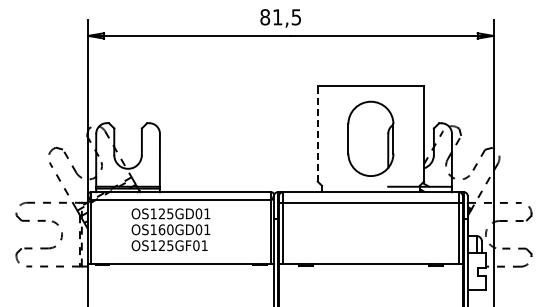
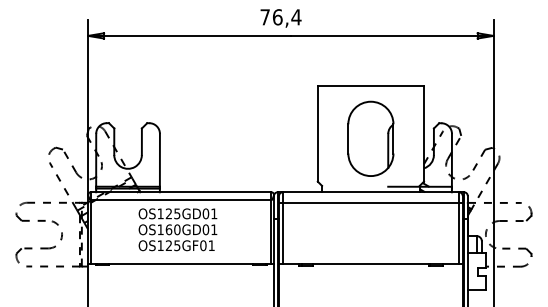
text: 81,5 -> 76,4 (280, 17)
line: dashed -> solid (317, 133)
text position: (170, 229) -> (177, 229) (177, 229)
